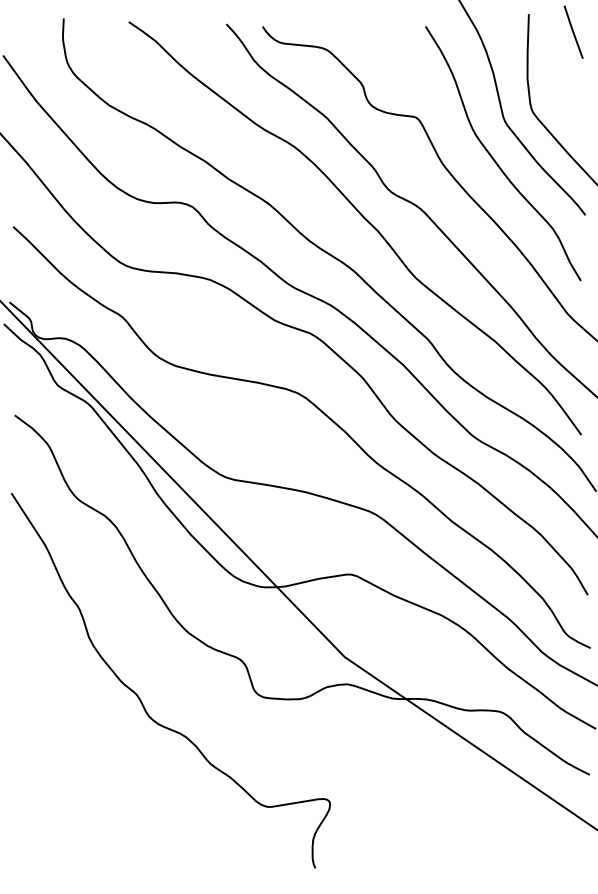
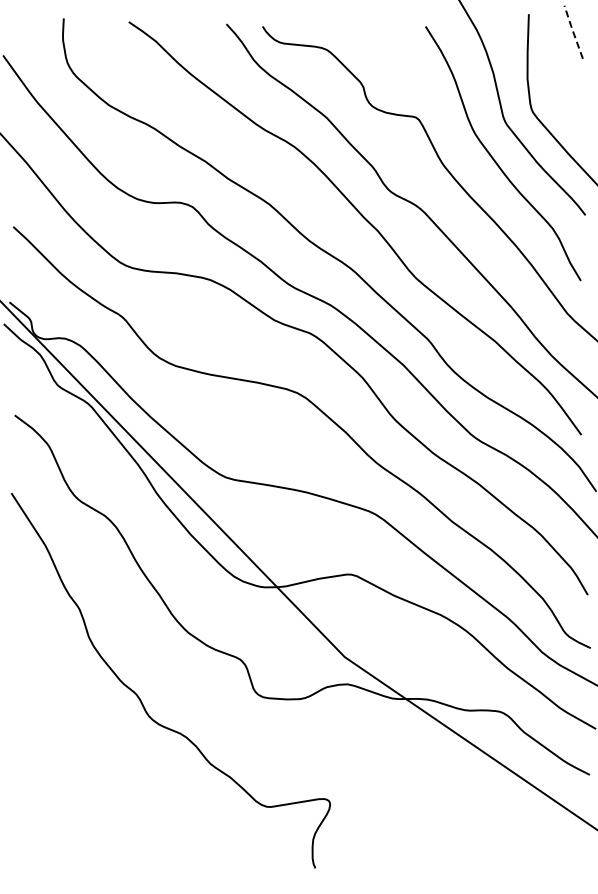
line: solid -> dashed (573, 31)
